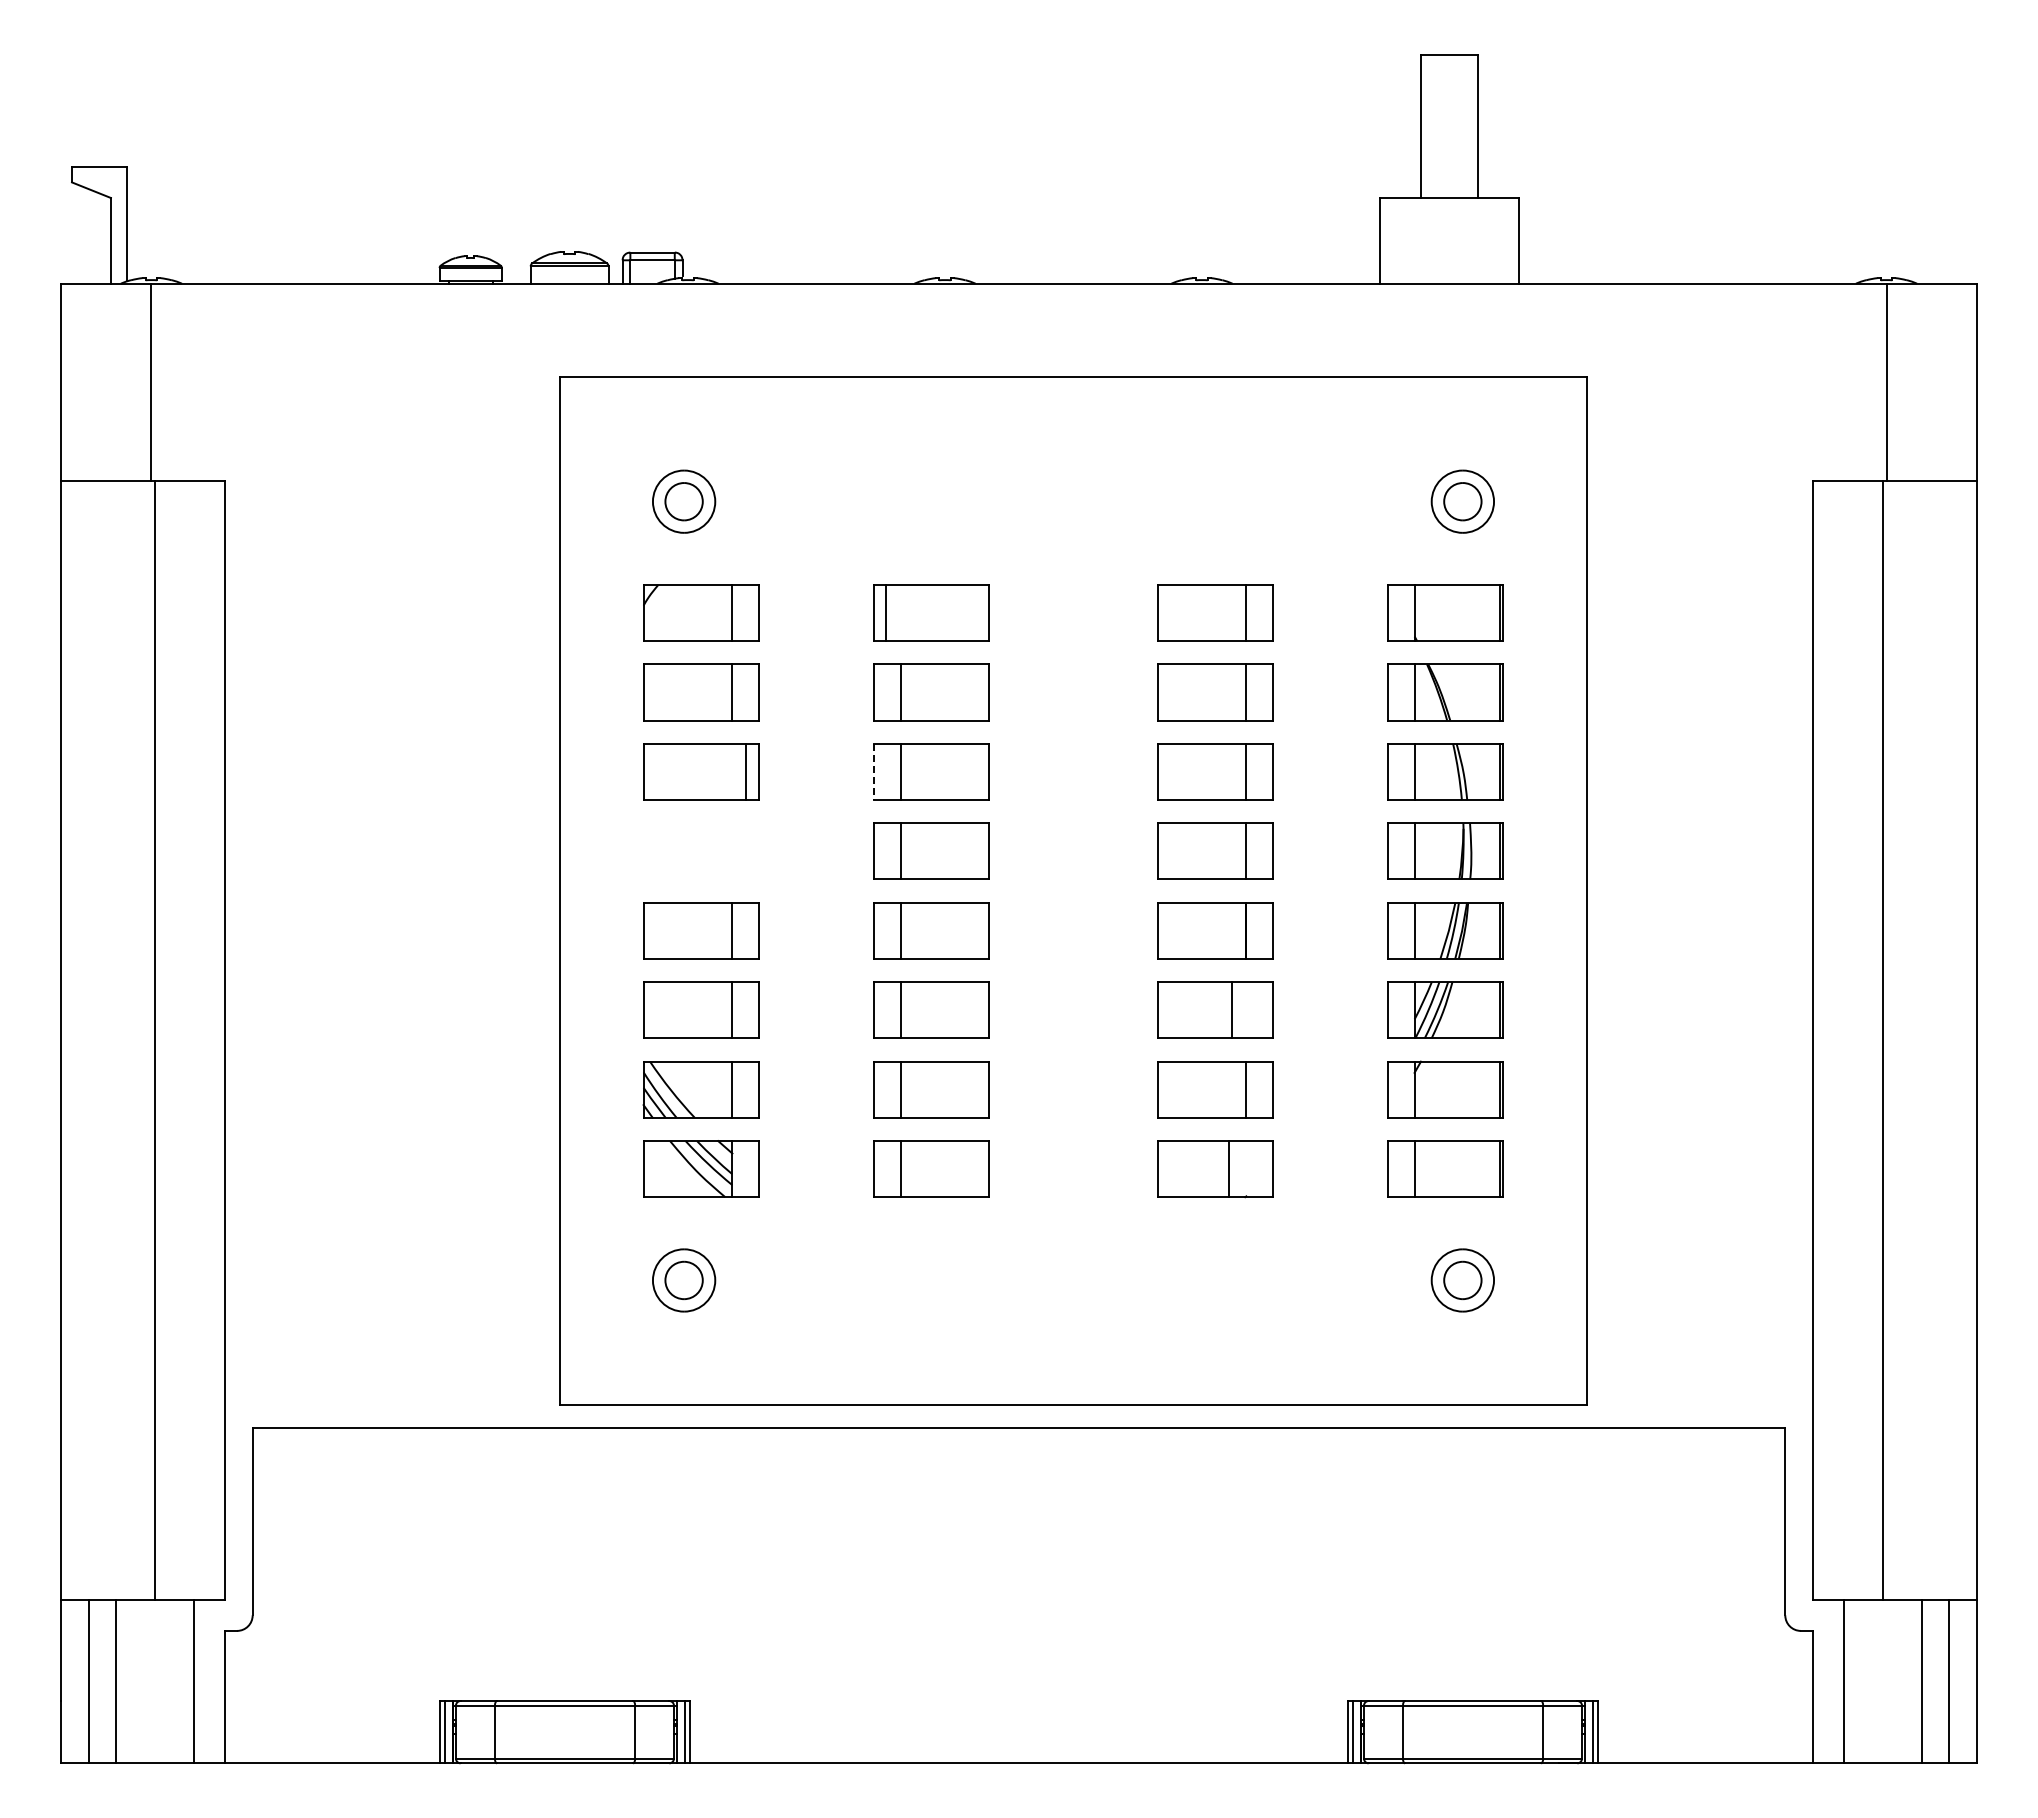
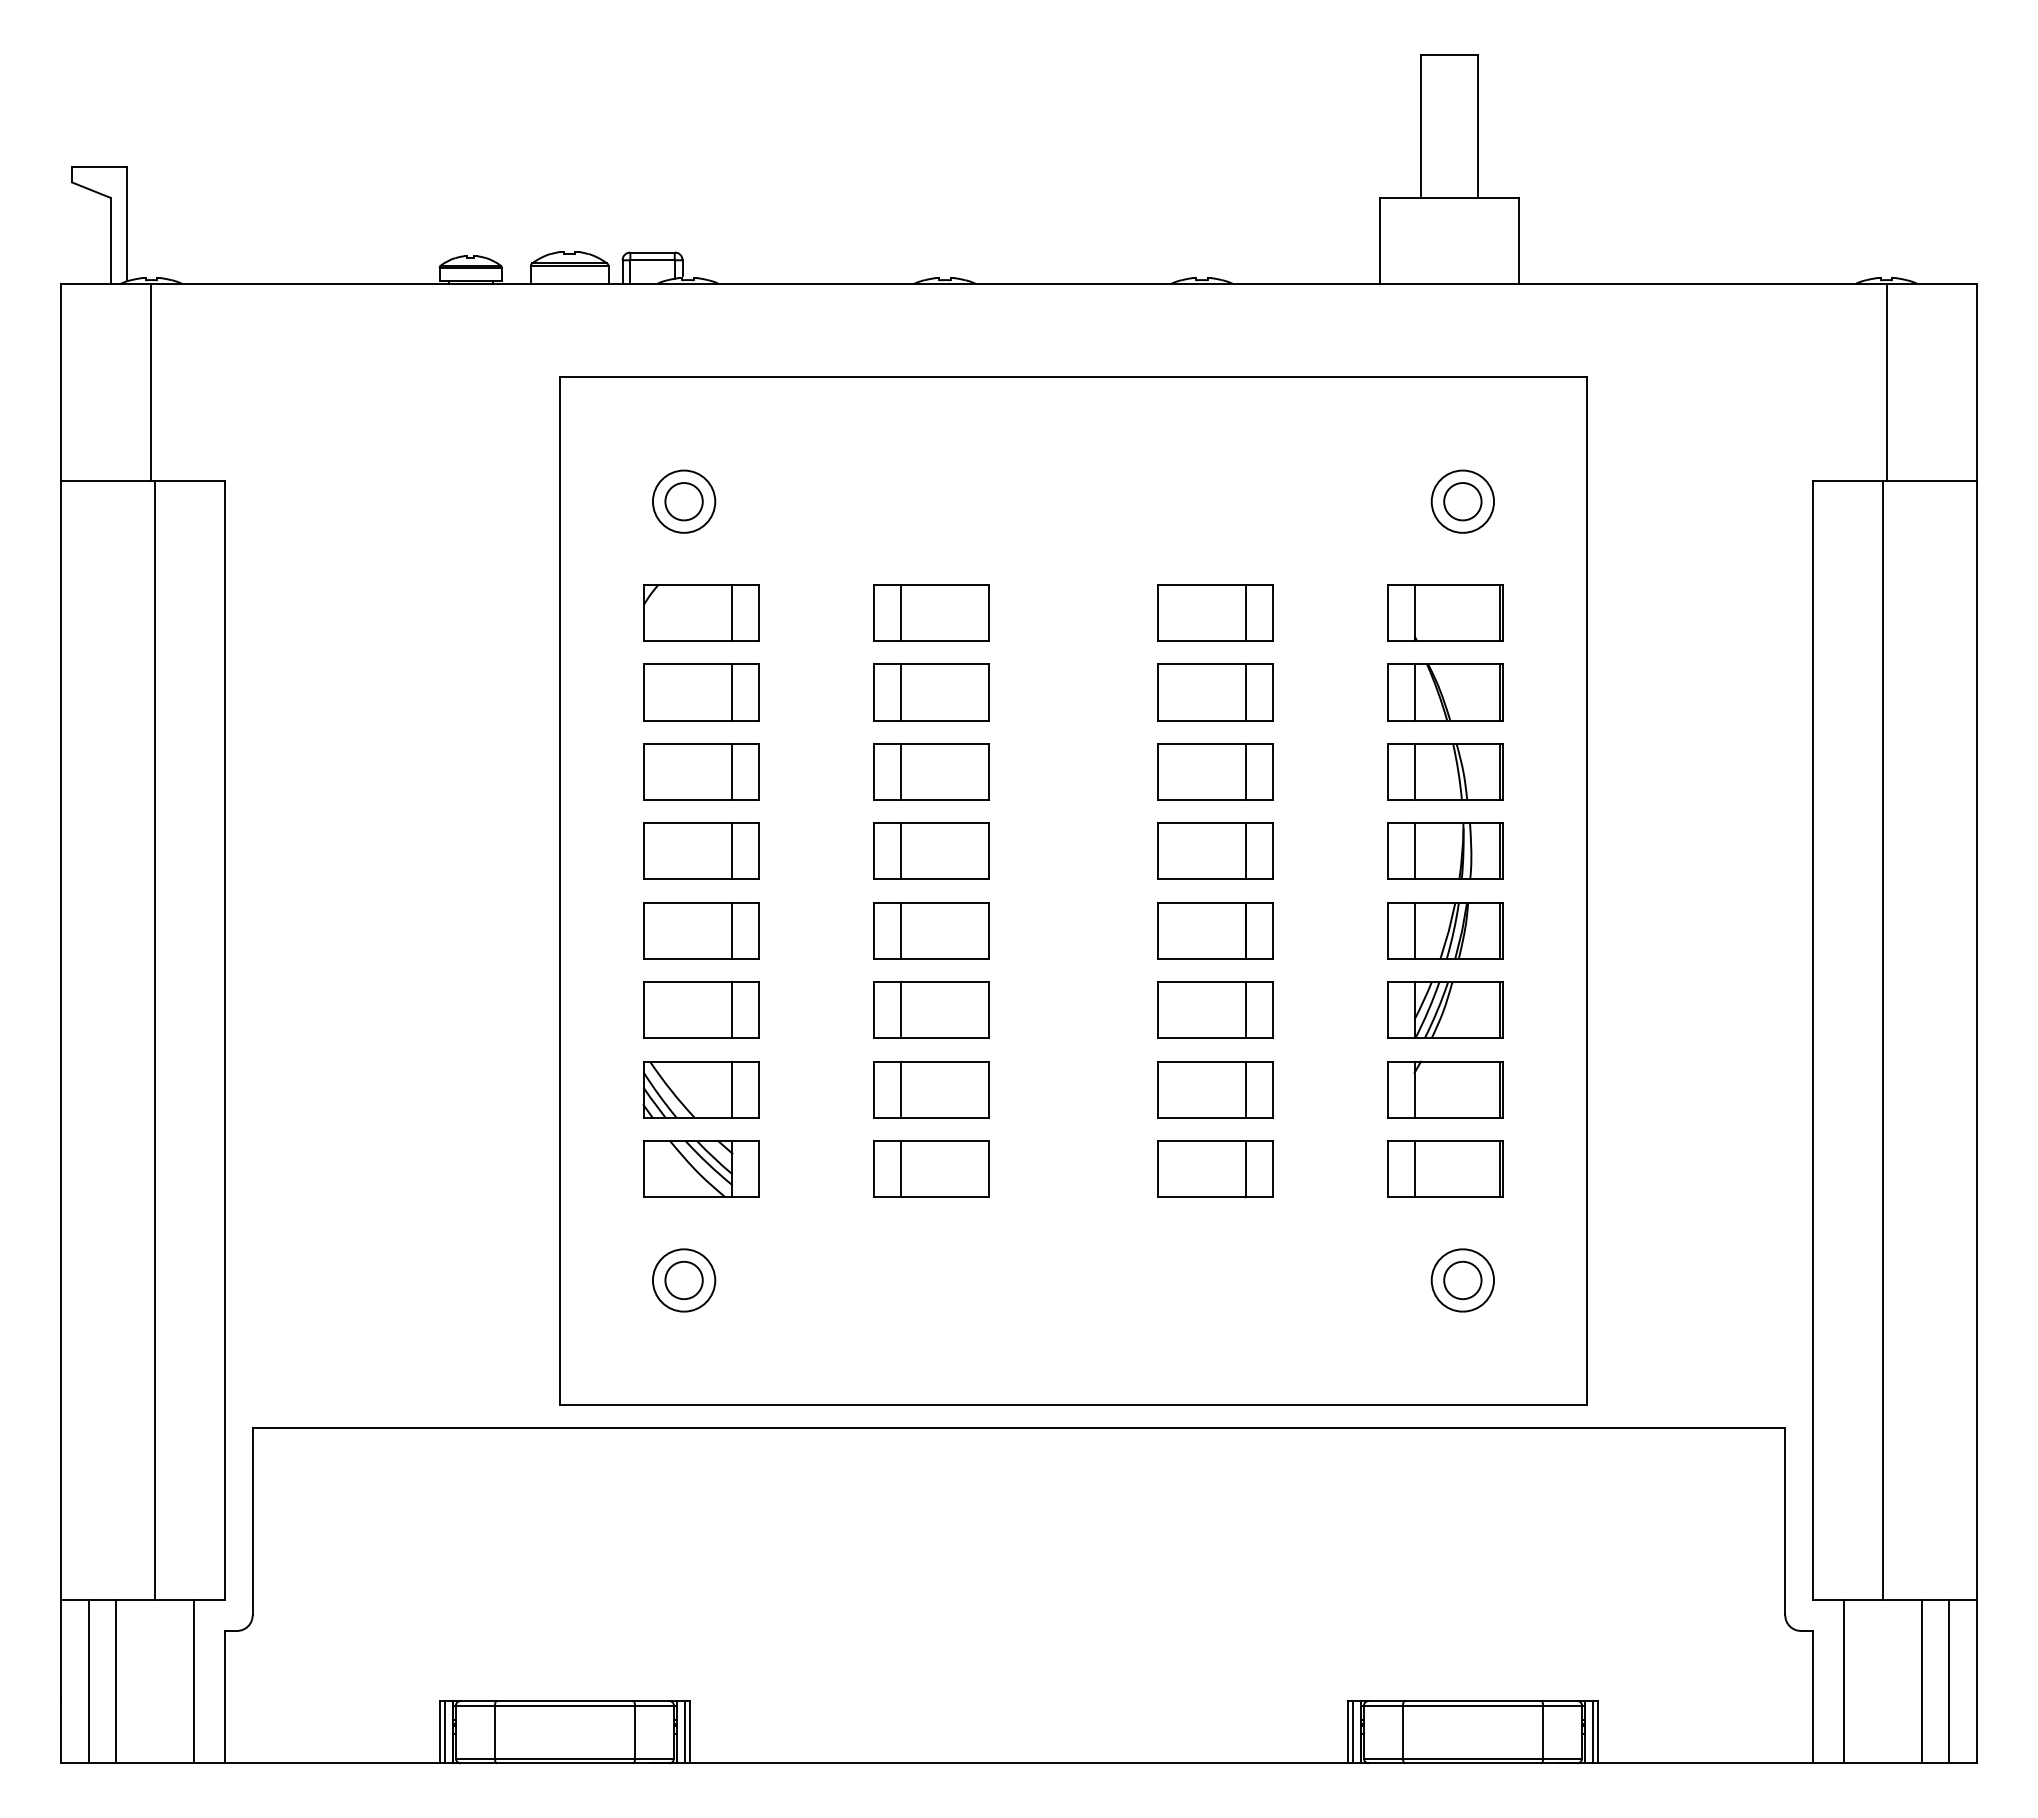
line position: (885, 613) -> (900, 613) (900, 613)
line position: (746, 771) -> (732, 771) (732, 771)
line: dashed -> solid (874, 772)
part: none -> present (701, 850)
line position: (1232, 1010) -> (1246, 1010) (1246, 1010)
line position: (1229, 1169) -> (1246, 1169) (1246, 1169)
